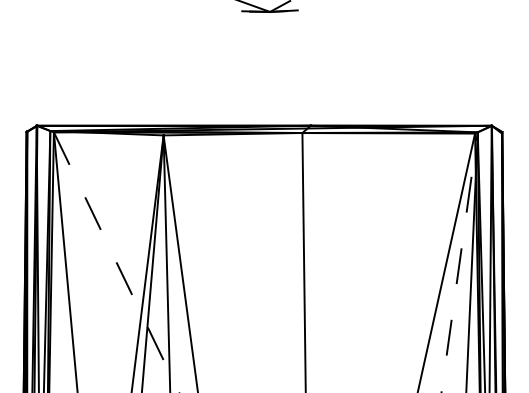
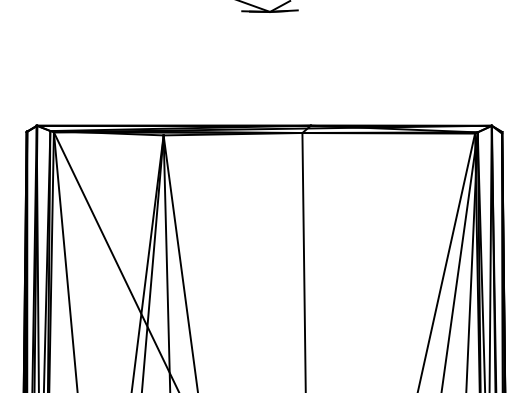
line: dashed -> solid (116, 262)
line: dashed -> solid (459, 262)
